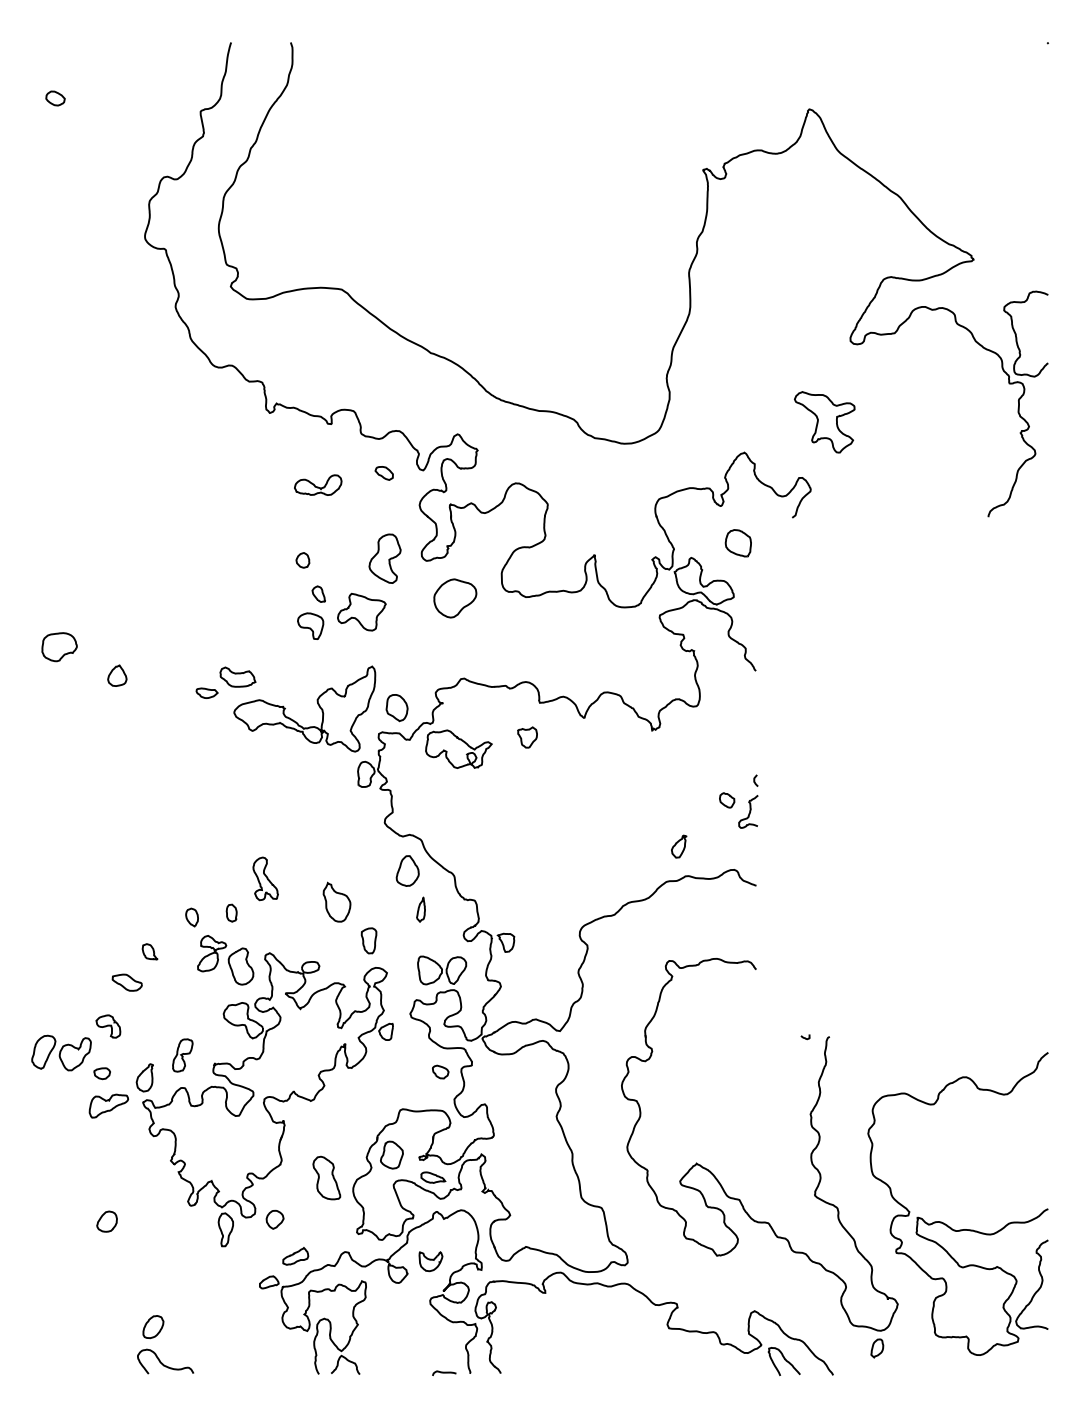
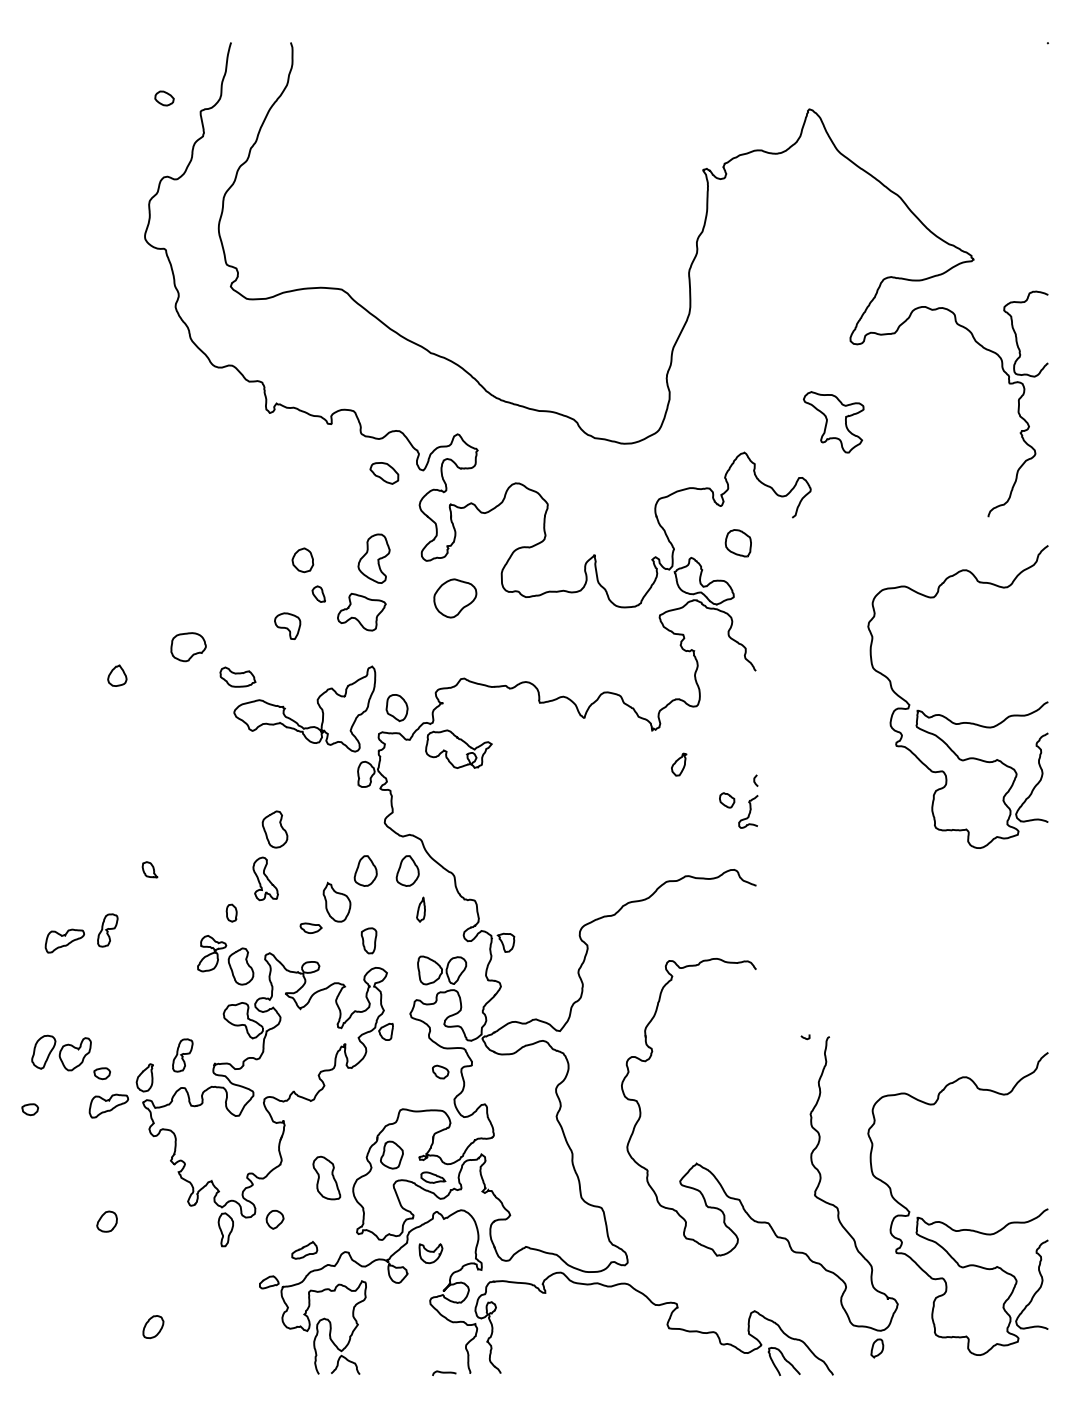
part position: (55, 98) -> (164, 98) (164, 98)
part position: (824, 422) -> (833, 422) (833, 422)
part size: 20x15 px -> 31x23 px (384, 473)
part: present -> none (318, 484)
part position: (384, 558) -> (373, 558) (373, 558)
part size: 16x17 px -> 24x27 px (302, 560)
part position: (310, 625) -> (287, 625) (287, 625)
part position: (59, 647) -> (188, 647) (188, 647)
part position: (206, 692) -> (310, 927) (310, 927)
part: none -> present (947, 717)
part: present -> none (527, 737)
part: none -> present (274, 829)
part position: (679, 846) -> (679, 764) (679, 764)
part: none -> present (365, 870)
part: present -> none (191, 917)
part: none -> present (107, 930)
part: none -> present (64, 940)
part position: (149, 951) -> (149, 869) (149, 869)
part: present -> none (126, 982)
part: present -> none (108, 1026)
part: none -> present (29, 1109)
part position: (295, 1256) -> (304, 1250) (304, 1250)
part position: (430, 1261) -> (430, 1253) (430, 1253)
curve: present -> none (163, 1363)
